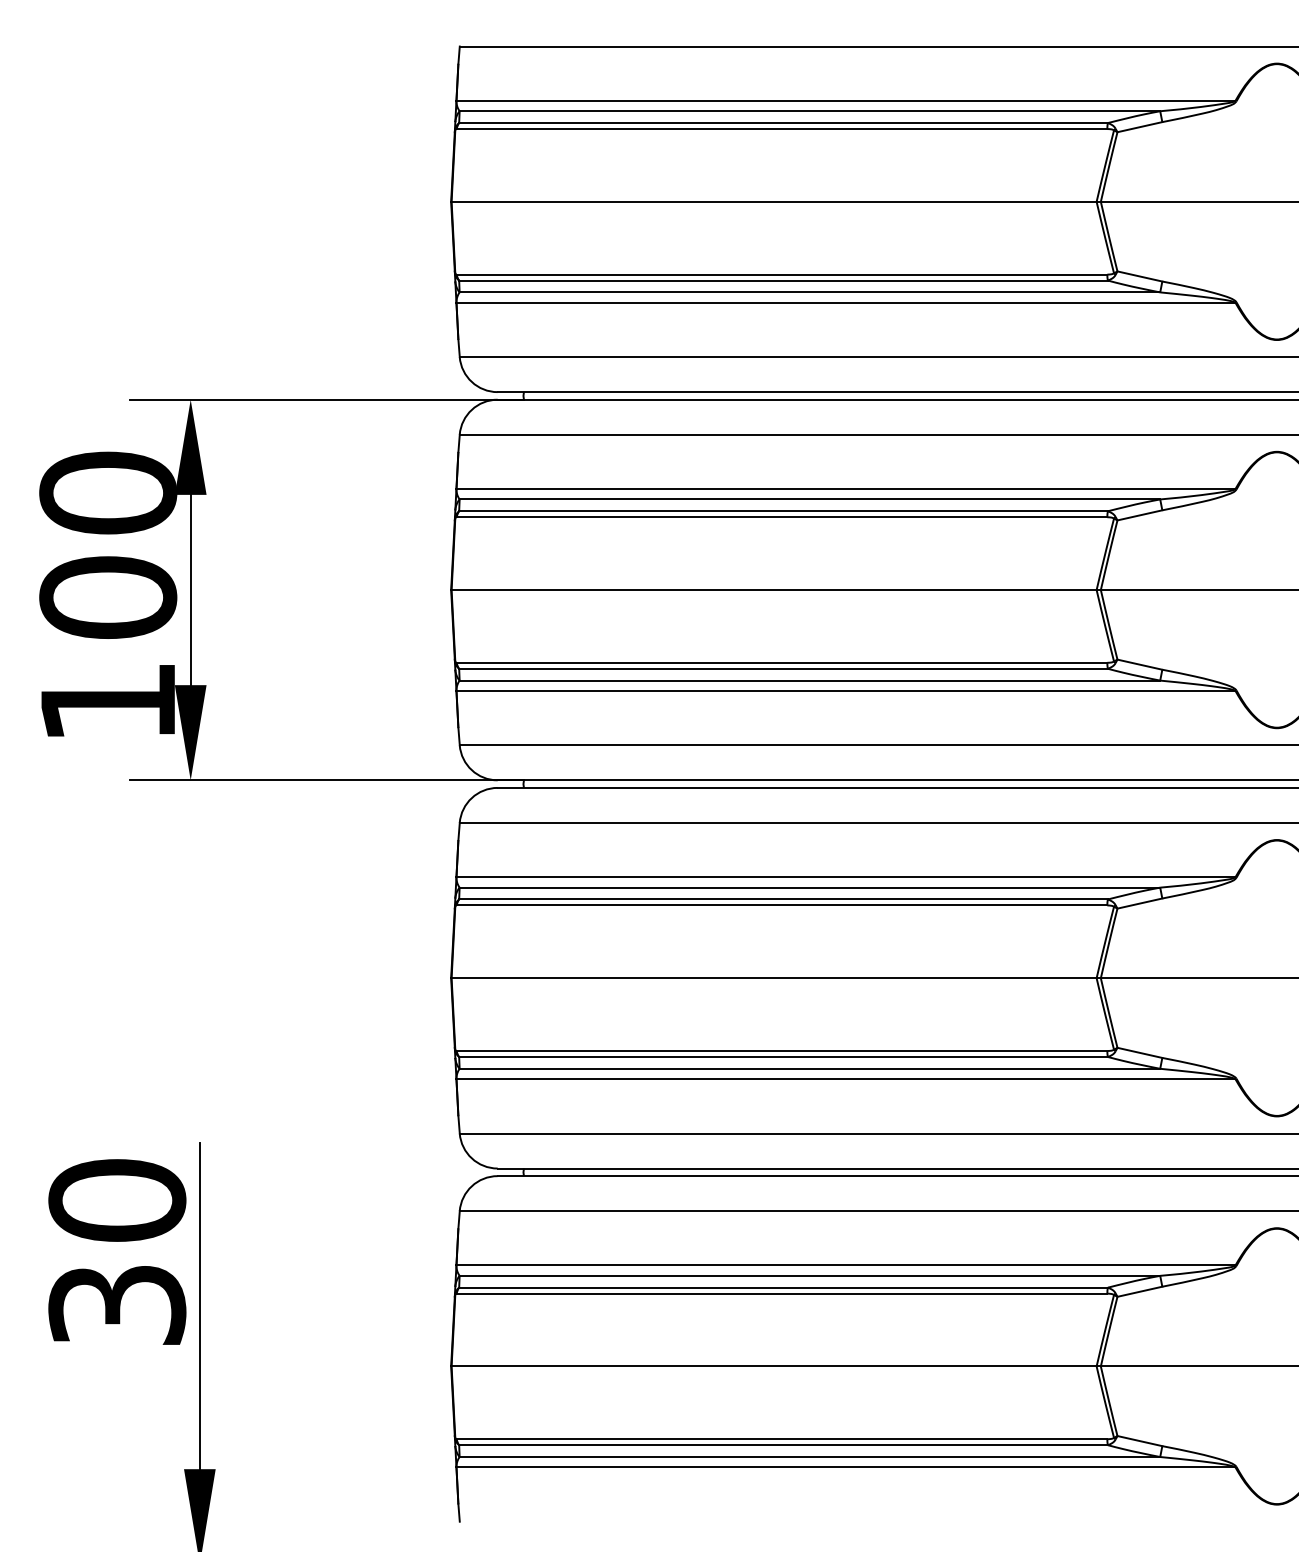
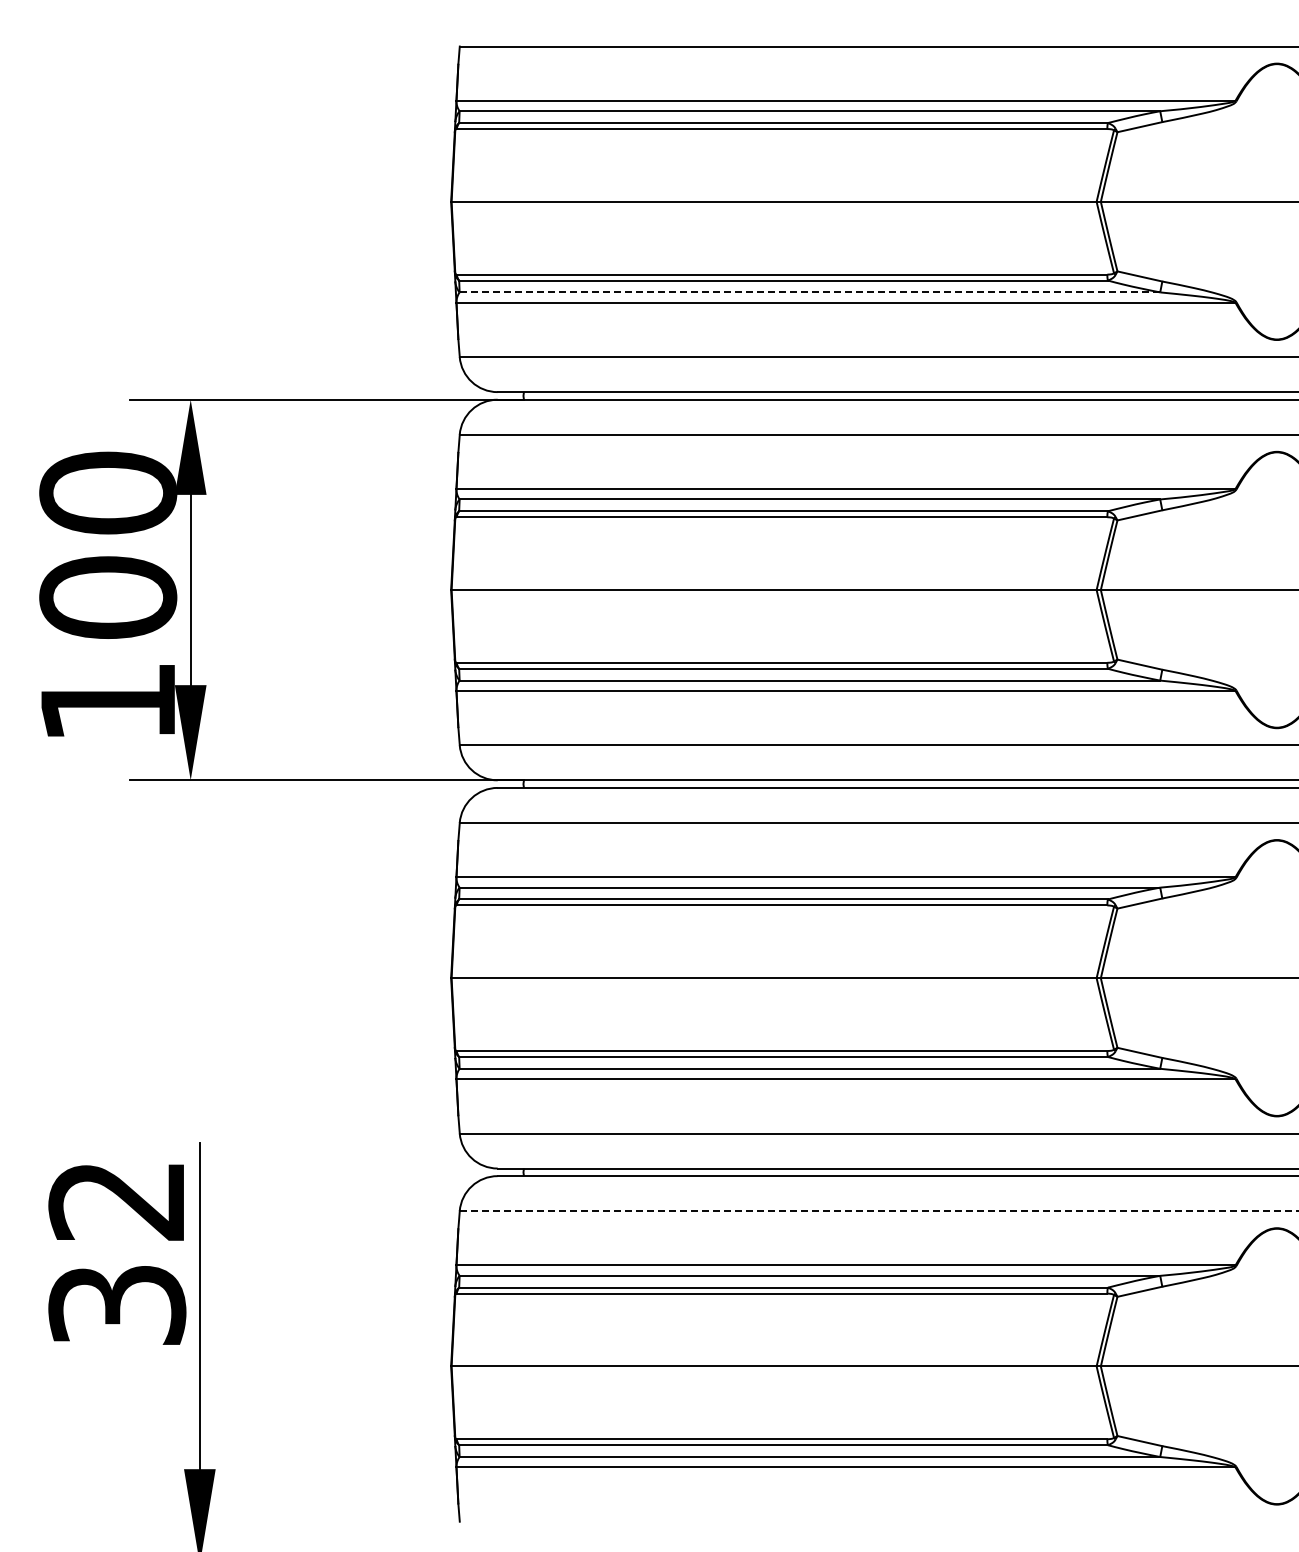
line: solid -> dashed (810, 292)
text: 30 -> 32 (117, 1200)
line: solid -> dashed (878, 1211)
